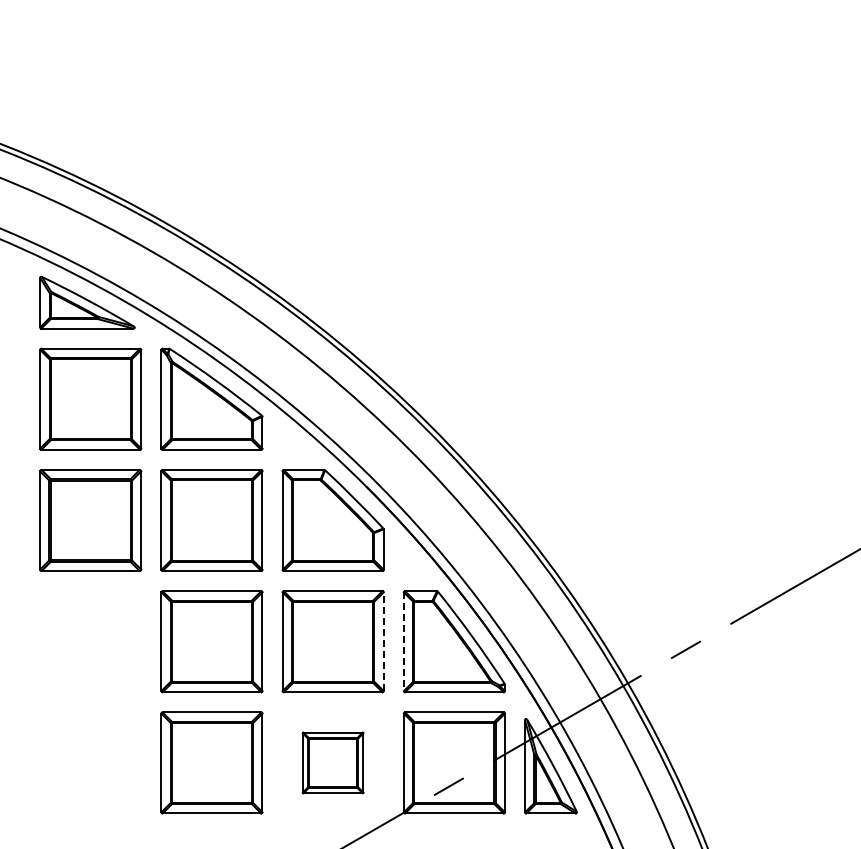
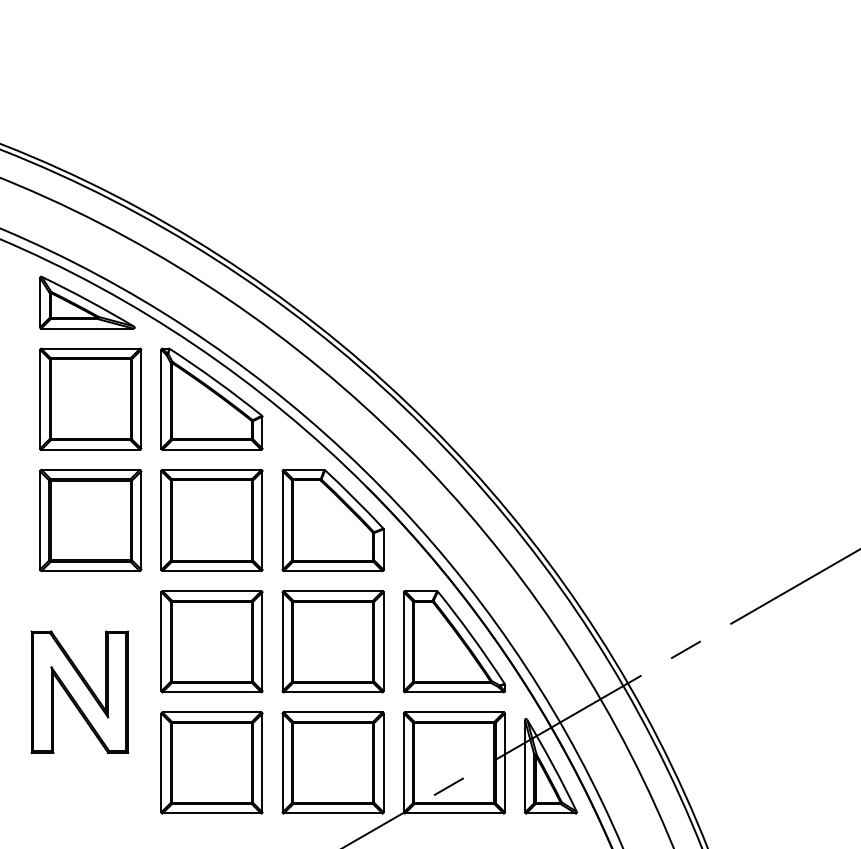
line: dashed -> solid (383, 641)
line: dashed -> solid (403, 642)
part: none -> present (79, 691)
part size: 64x64 px -> 104x104 px (332, 762)
